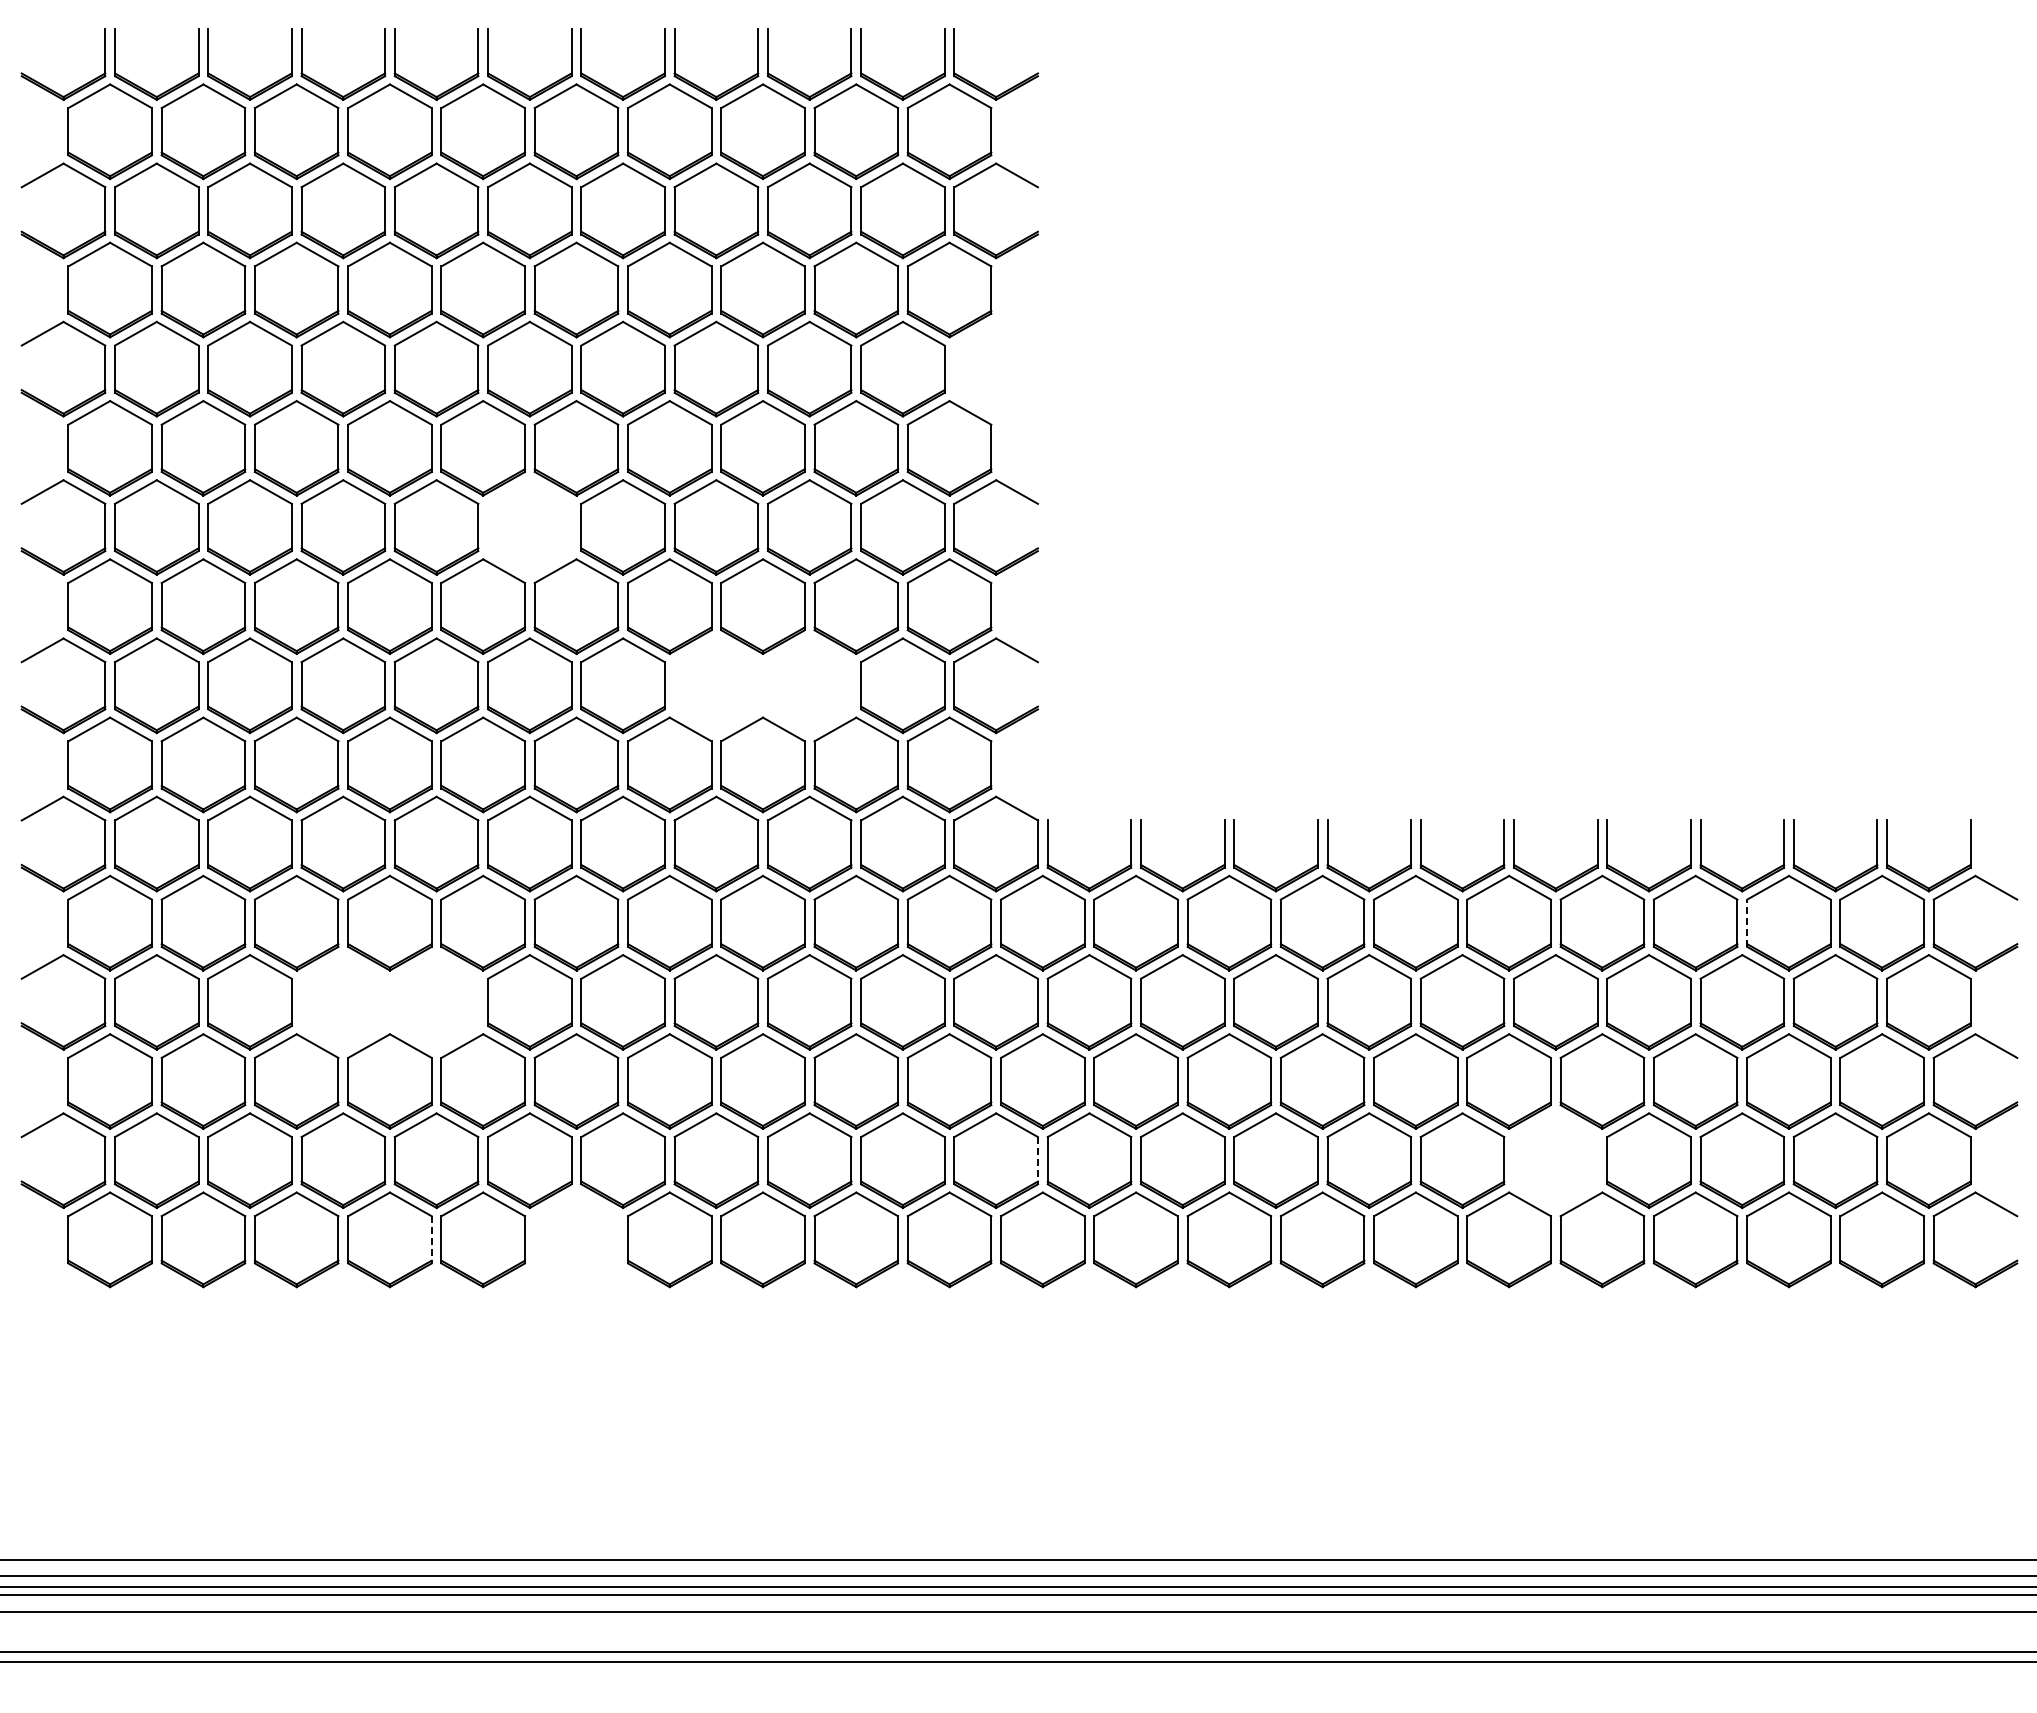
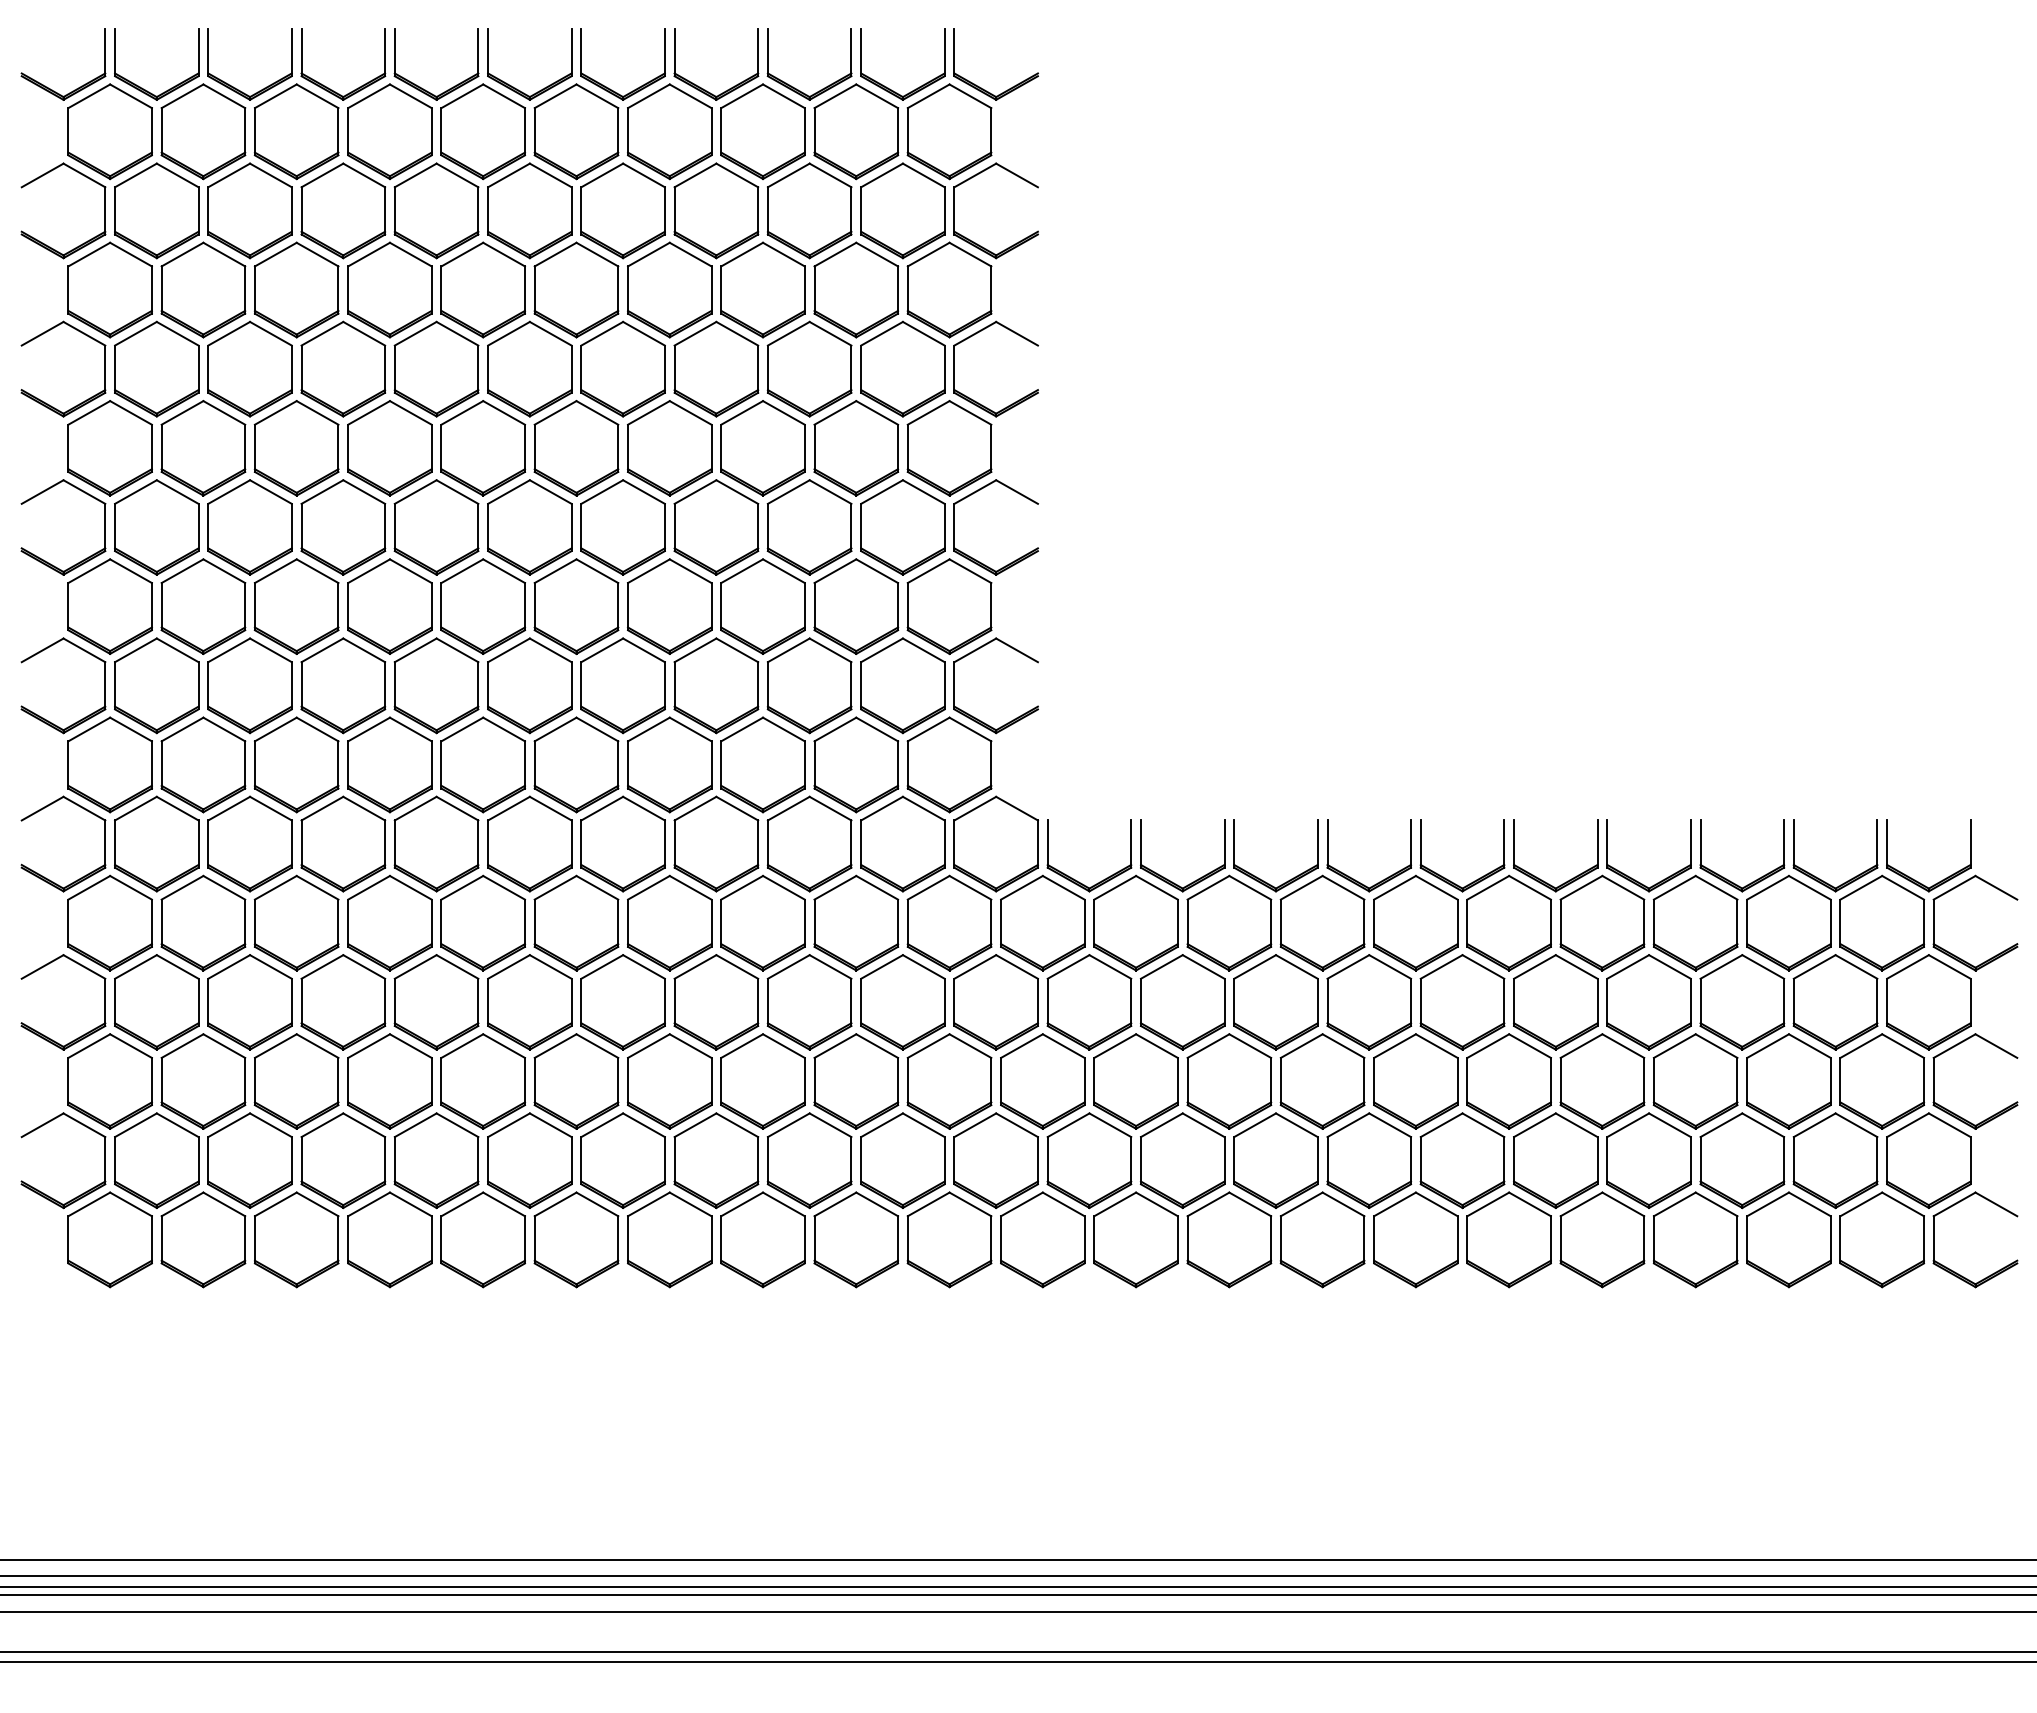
part: none -> present (975, 400)
part: none -> present (529, 527)
part: none -> present (762, 685)
line: dashed -> solid (1747, 923)
part: none -> present (389, 1002)
line: dashed -> solid (1037, 1160)
part: none -> present (1555, 1160)
line: dashed -> solid (431, 1239)
part: none -> present (576, 1239)
